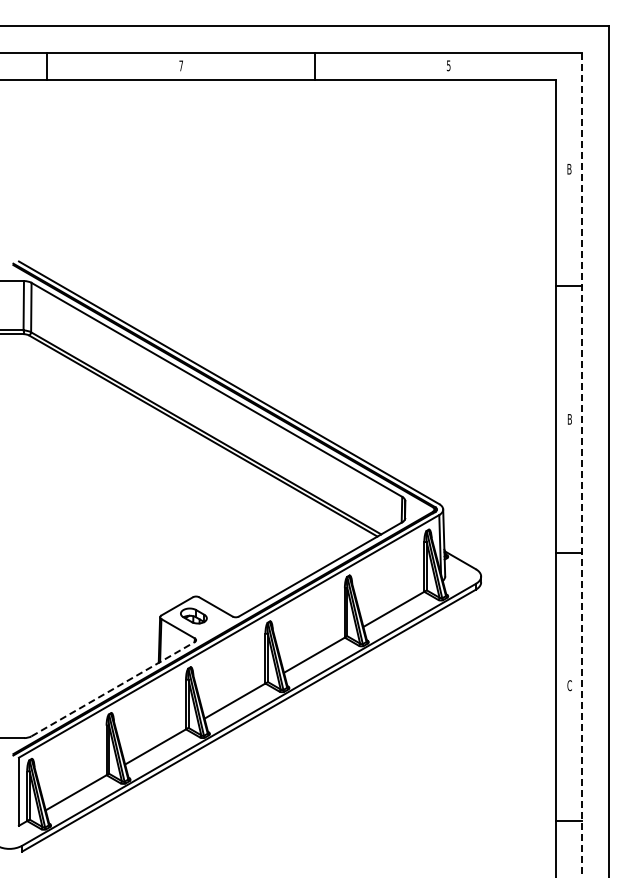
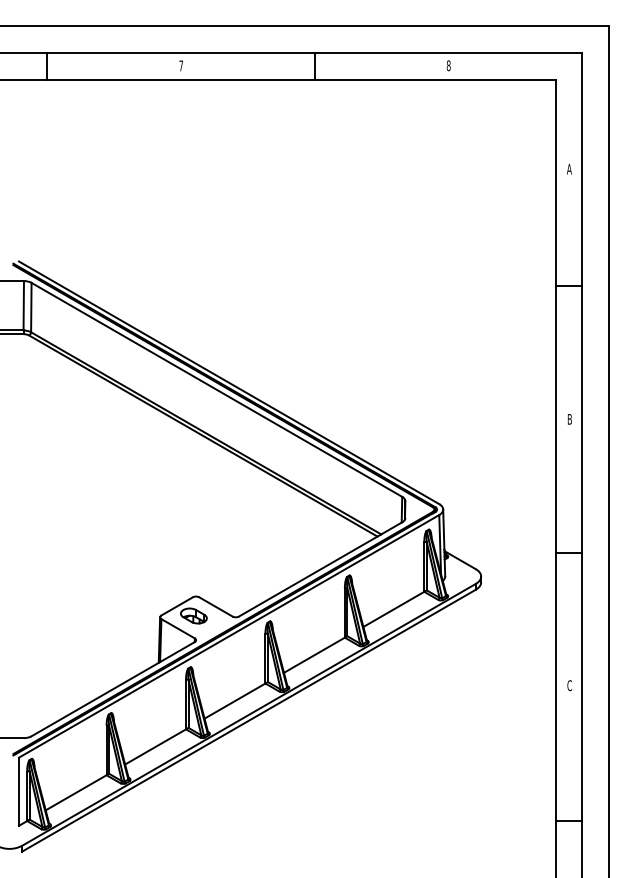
text: 5 -> 8 (448, 65)
text: B -> A (568, 168)
line: dashed -> solid (582, 465)
line: dashed -> solid (113, 688)
